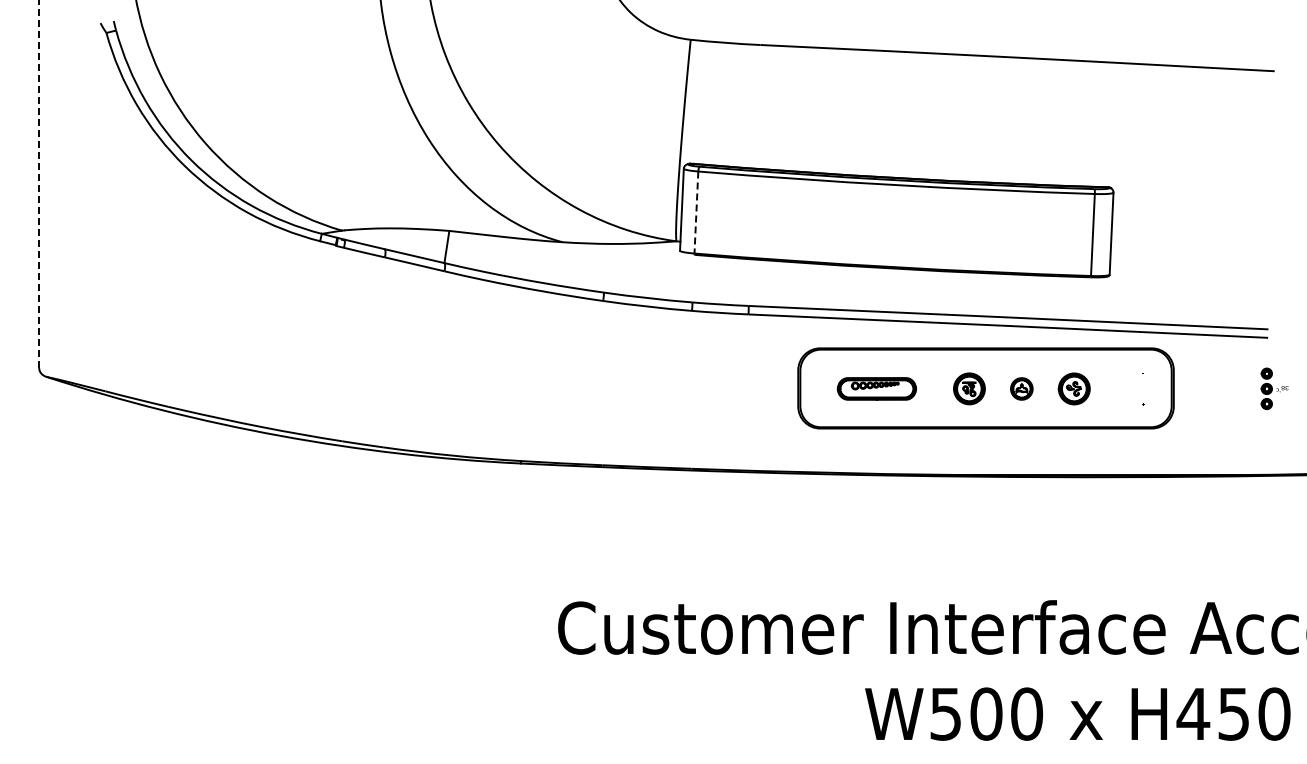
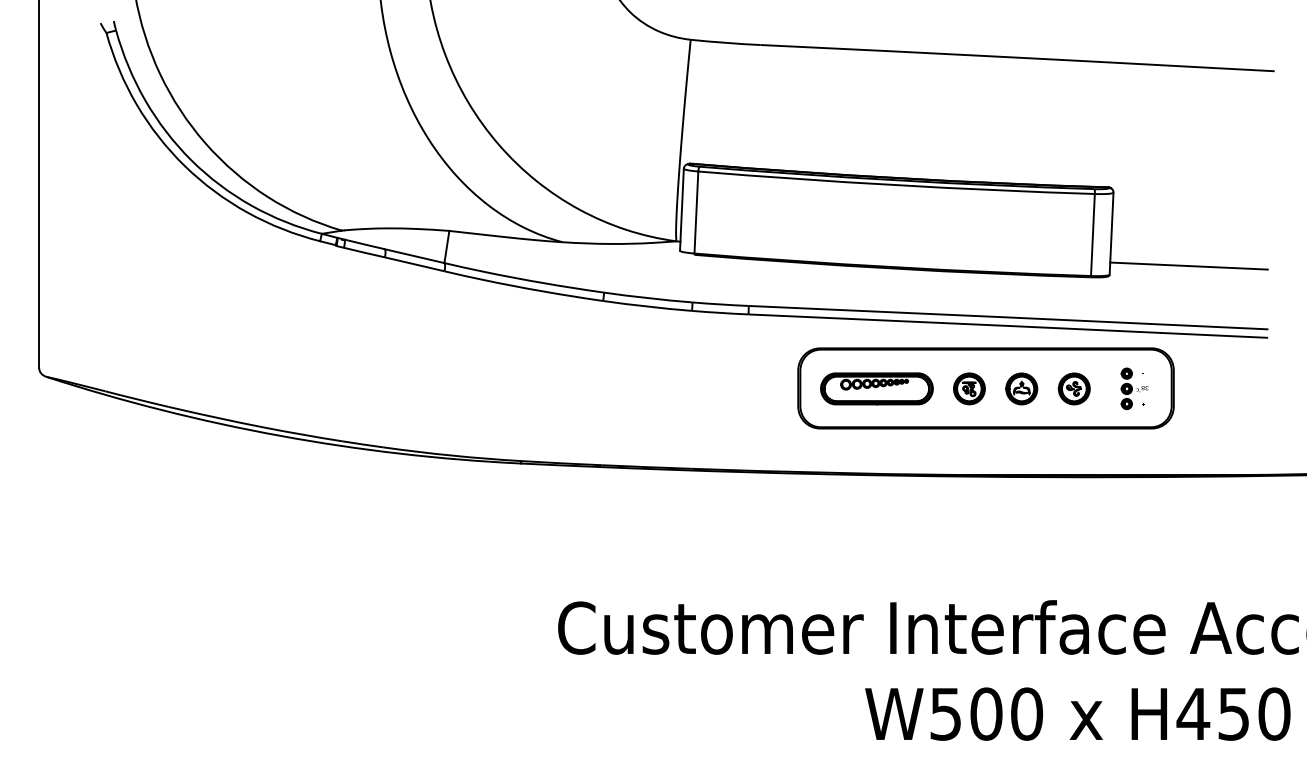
line: dashed -> solid (39, 184)
line: dashed -> solid (696, 213)
line: none -> present (1188, 265)
part size: 81x24 px -> 114x34 px (876, 388)
part size: 24x24 px -> 34x34 px (1021, 388)
part position: (1274, 388) -> (1134, 388) (1134, 388)
